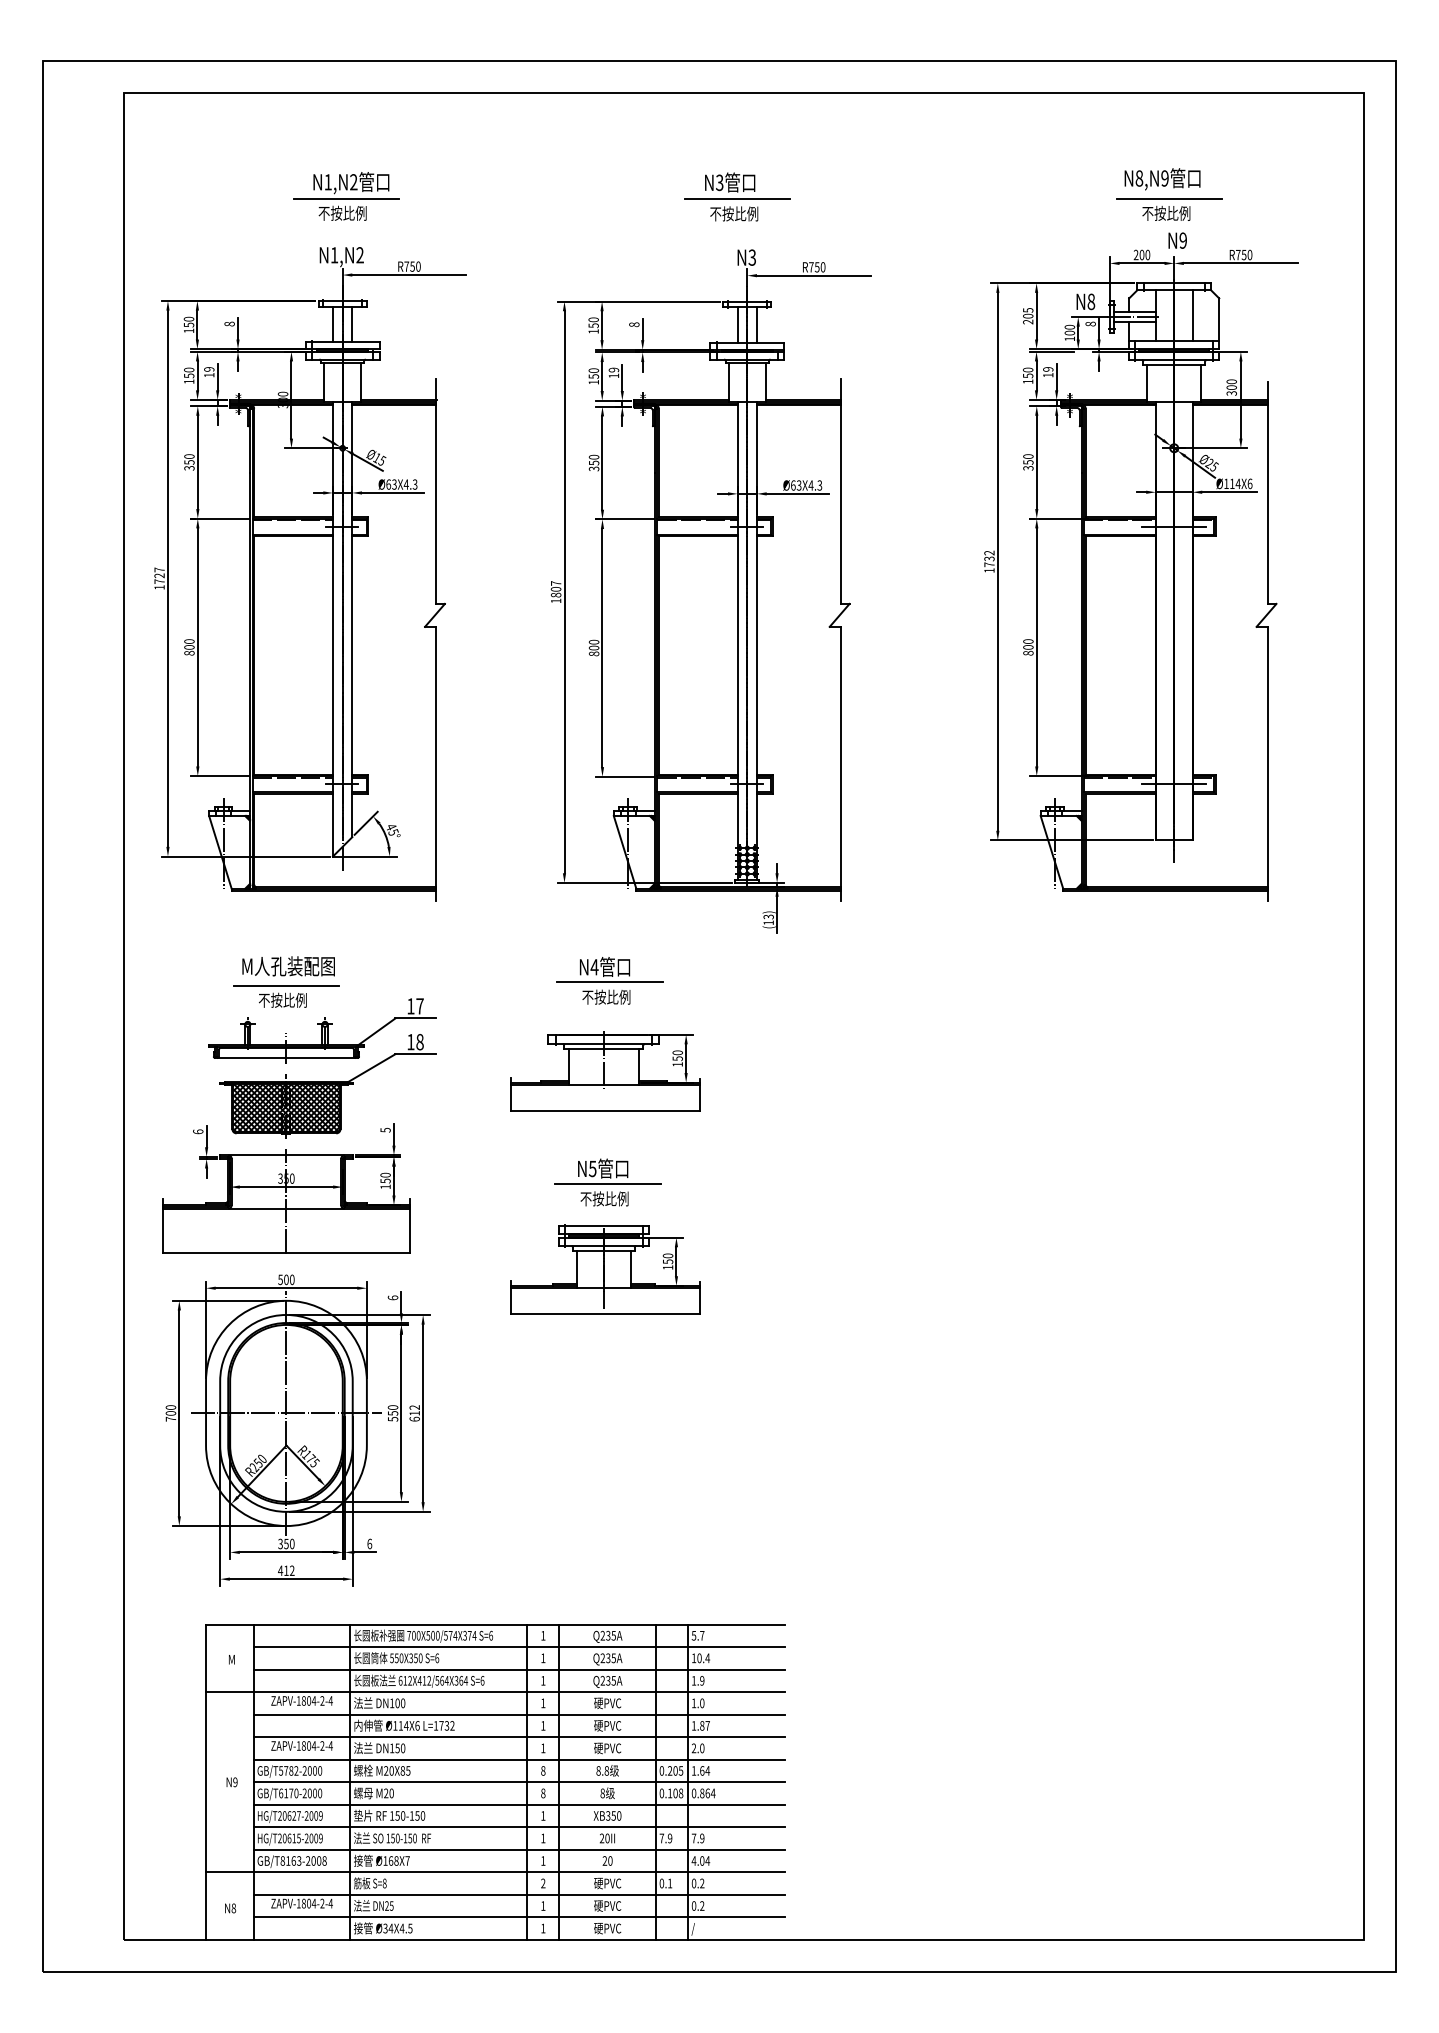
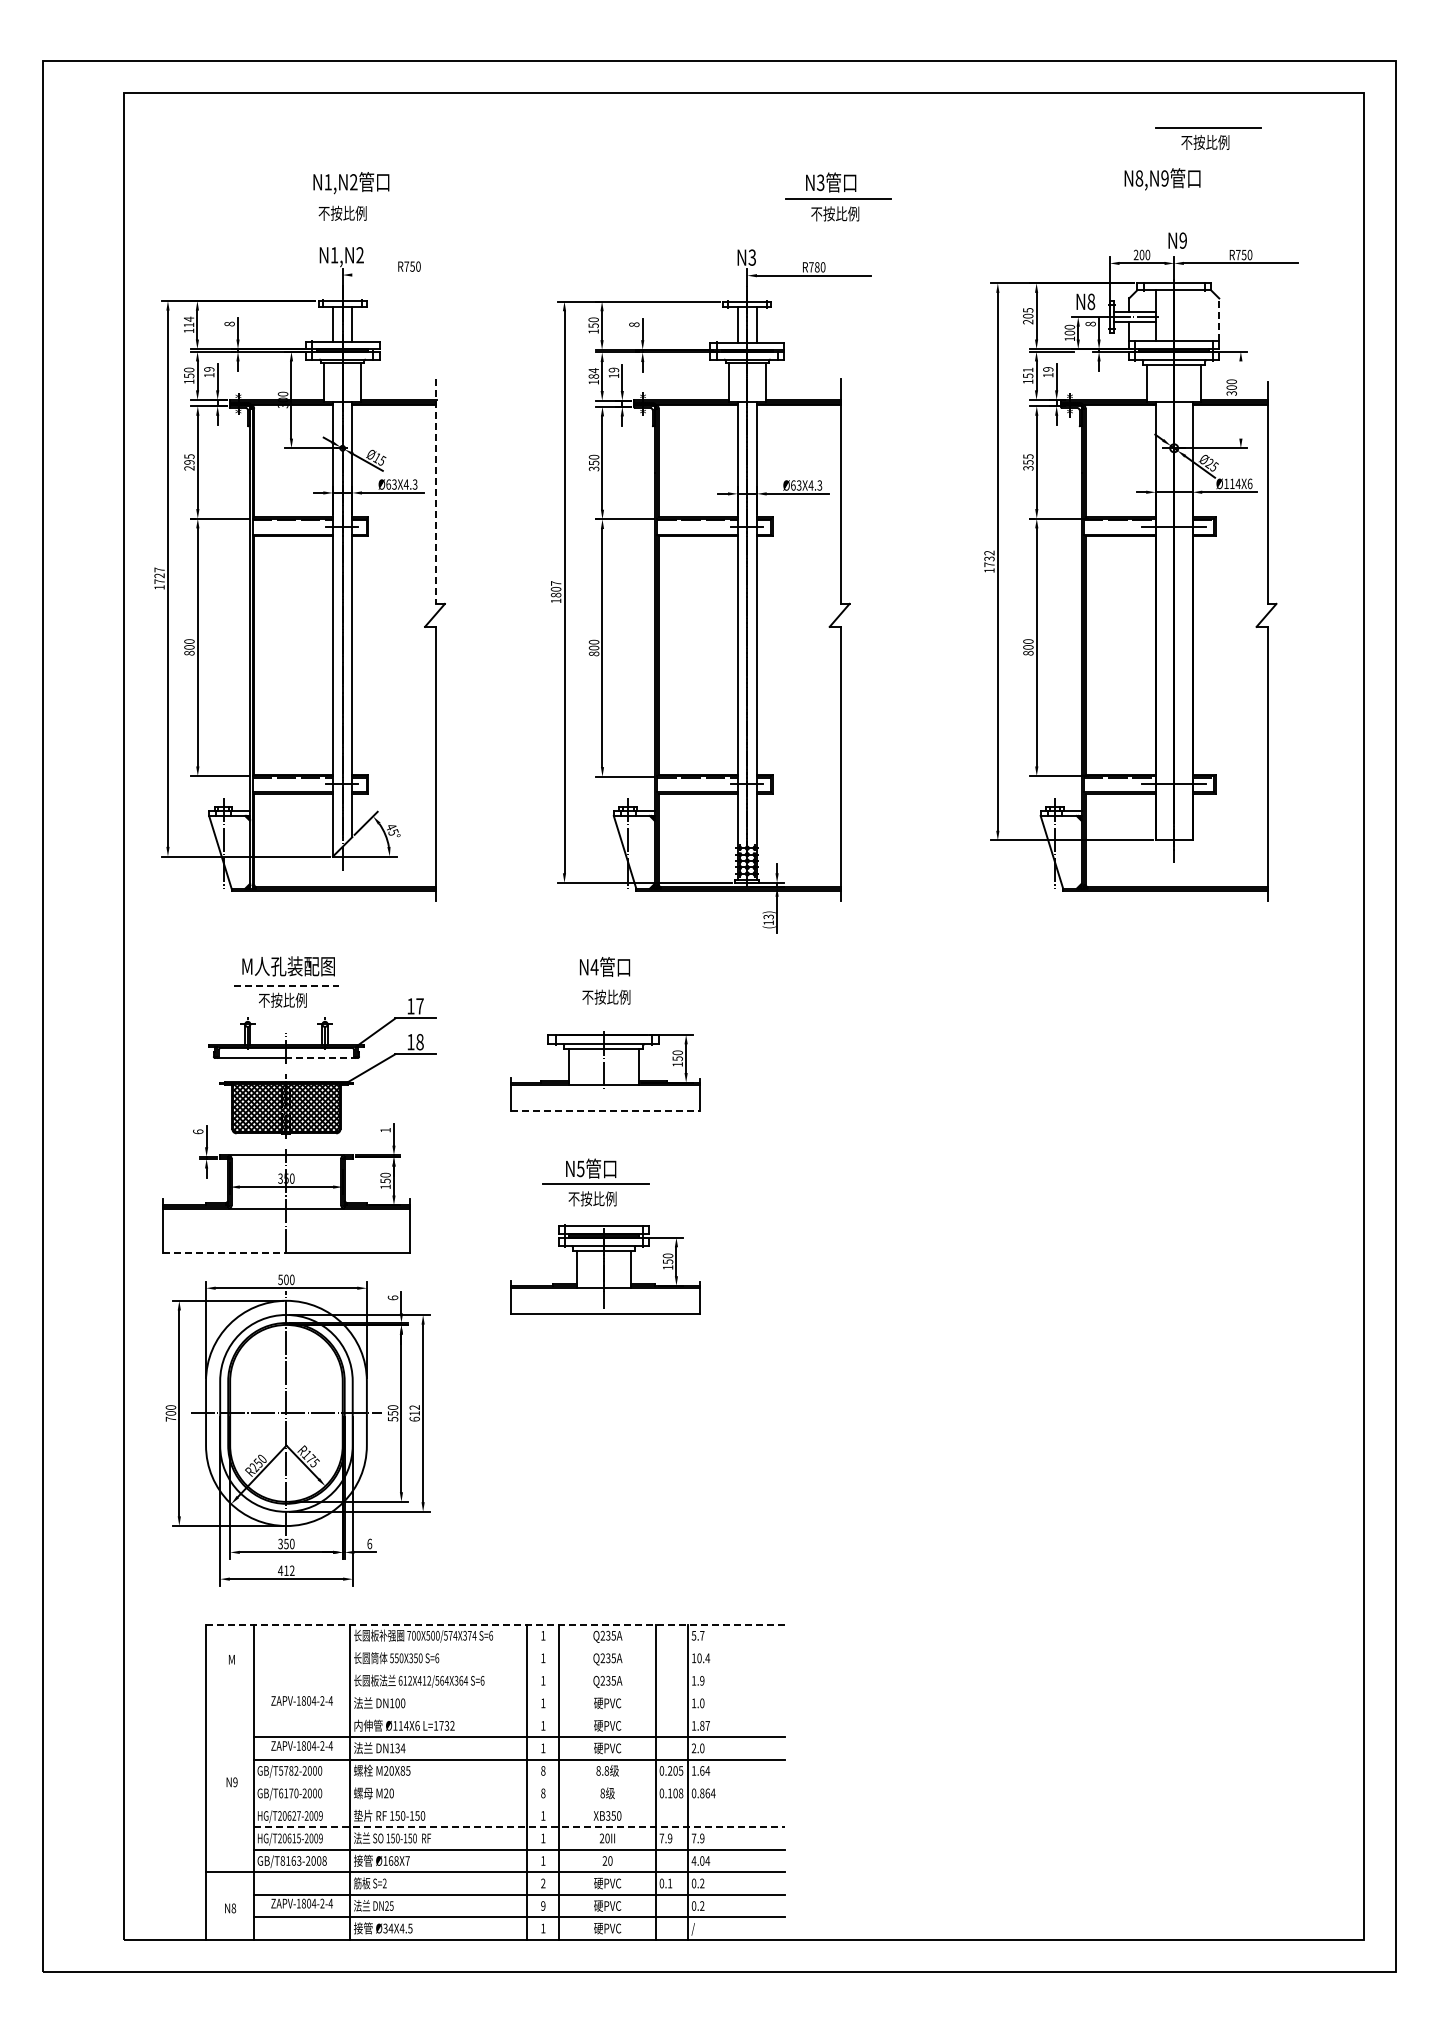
part position: (737, 196) -> (838, 196) (838, 196)
line: present -> none (345, 198)
part position: (1169, 209) -> (1208, 138) (1208, 138)
text: R750 -> R780 (816, 267)
line: present -> none (409, 275)
line: present -> none (1192, 315)
line: solid -> dashed (1219, 319)
text: 150 -> 114 (188, 321)
text: 150 -> 151 (1028, 369)
text: 150 -> 184 (593, 373)
line: present -> none (1240, 399)
text: 350 -> 355 (1028, 456)
text: 350 -> 295 (189, 462)
line: solid -> dashed (436, 492)
line: present -> none (609, 982)
line: solid -> dashed (286, 985)
line: solid -> dashed (322, 1058)
line: solid -> dashed (605, 1110)
text: 5 -> 1 (385, 1129)
part position: (607, 1182) -> (595, 1182) (595, 1182)
line: solid -> dashed (224, 1253)
line: solid -> dashed (495, 1624)
line: present -> none (518, 1647)
line: present -> none (518, 1669)
line: present -> none (494, 1692)
line: present -> none (518, 1714)
text: DN150 -> DN134 (400, 1748)
line: present -> none (518, 1782)
line: present -> none (518, 1804)
line: solid -> dashed (519, 1827)
text: S=8 -> S=2 (384, 1883)
text: 1 -> 9 (543, 1905)
